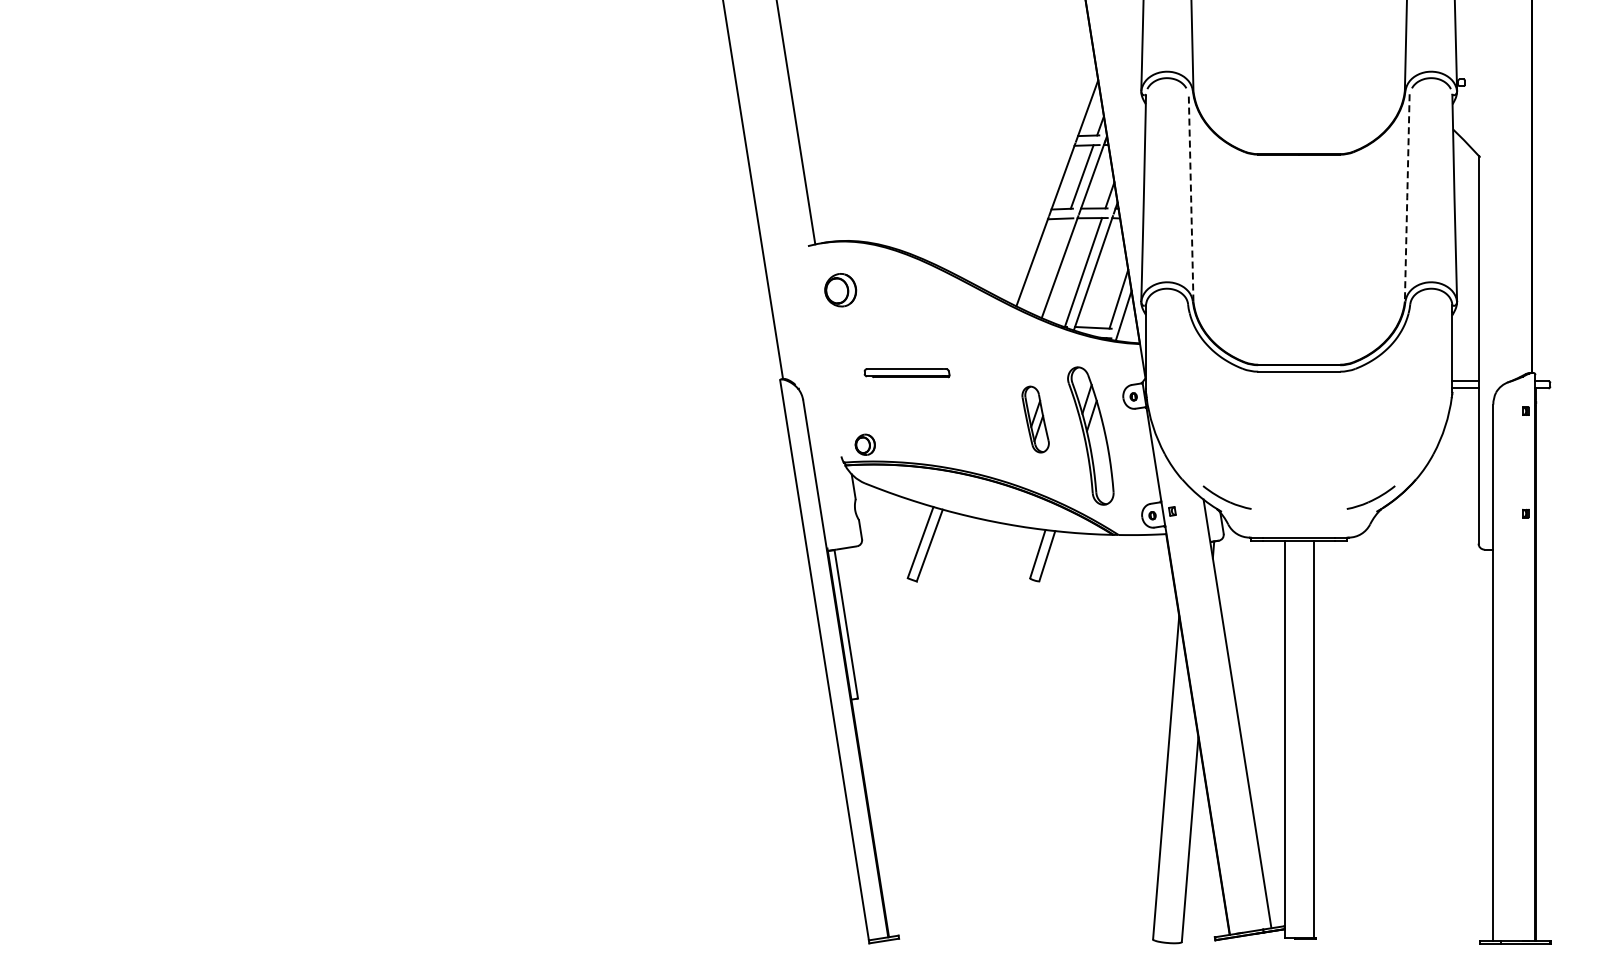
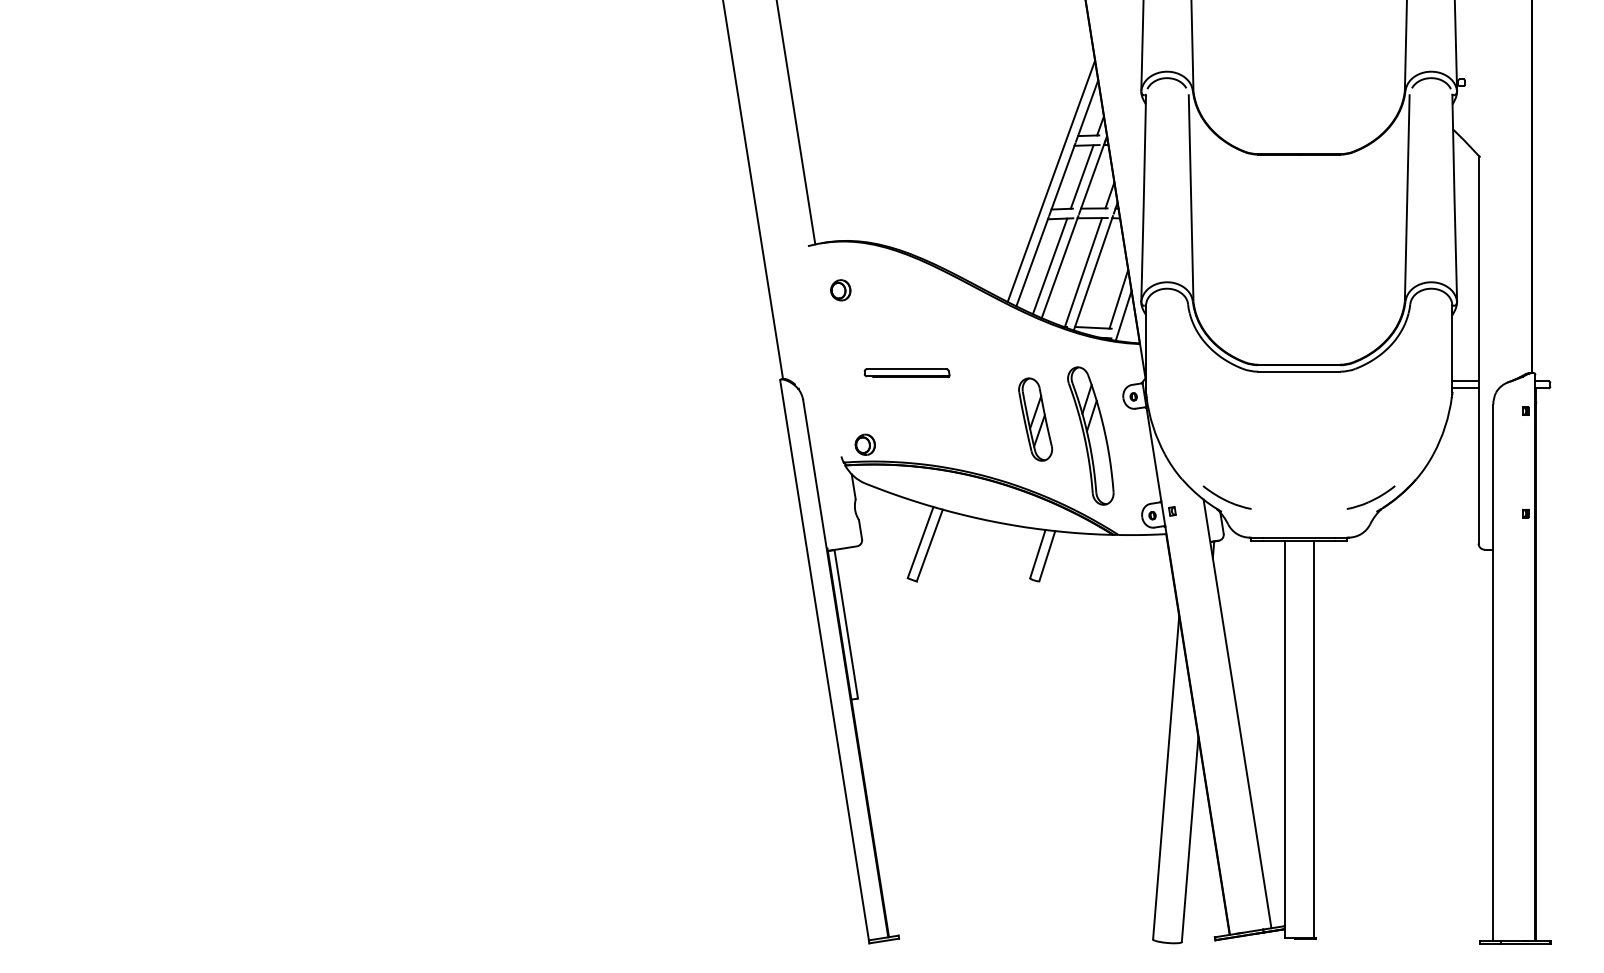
line: none -> present (1051, 180)
line: dashed -> solid (1191, 197)
line: dashed -> solid (1407, 198)
line: none -> present (1049, 266)
part size: 34x35 px -> 22x23 px (840, 290)
part size: 29x69 px -> 36x85 px (1035, 419)
